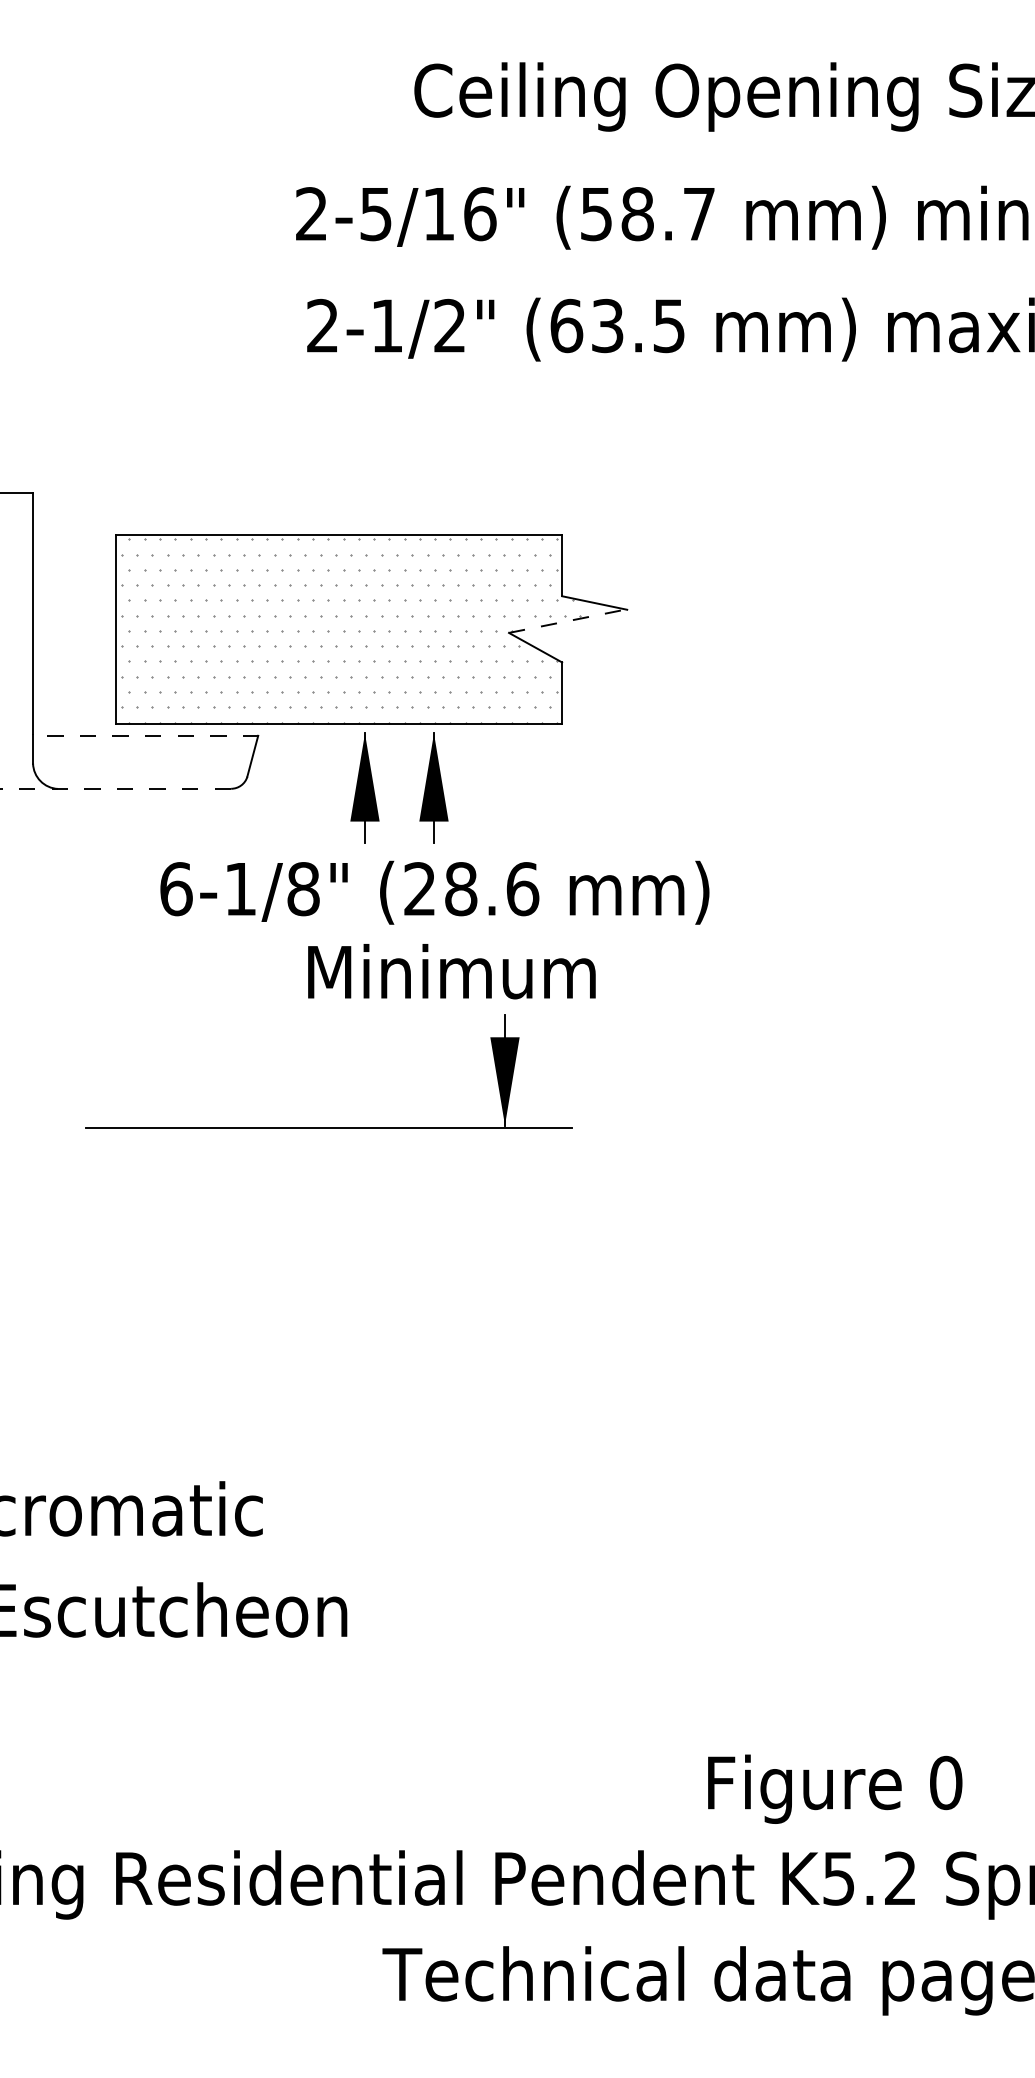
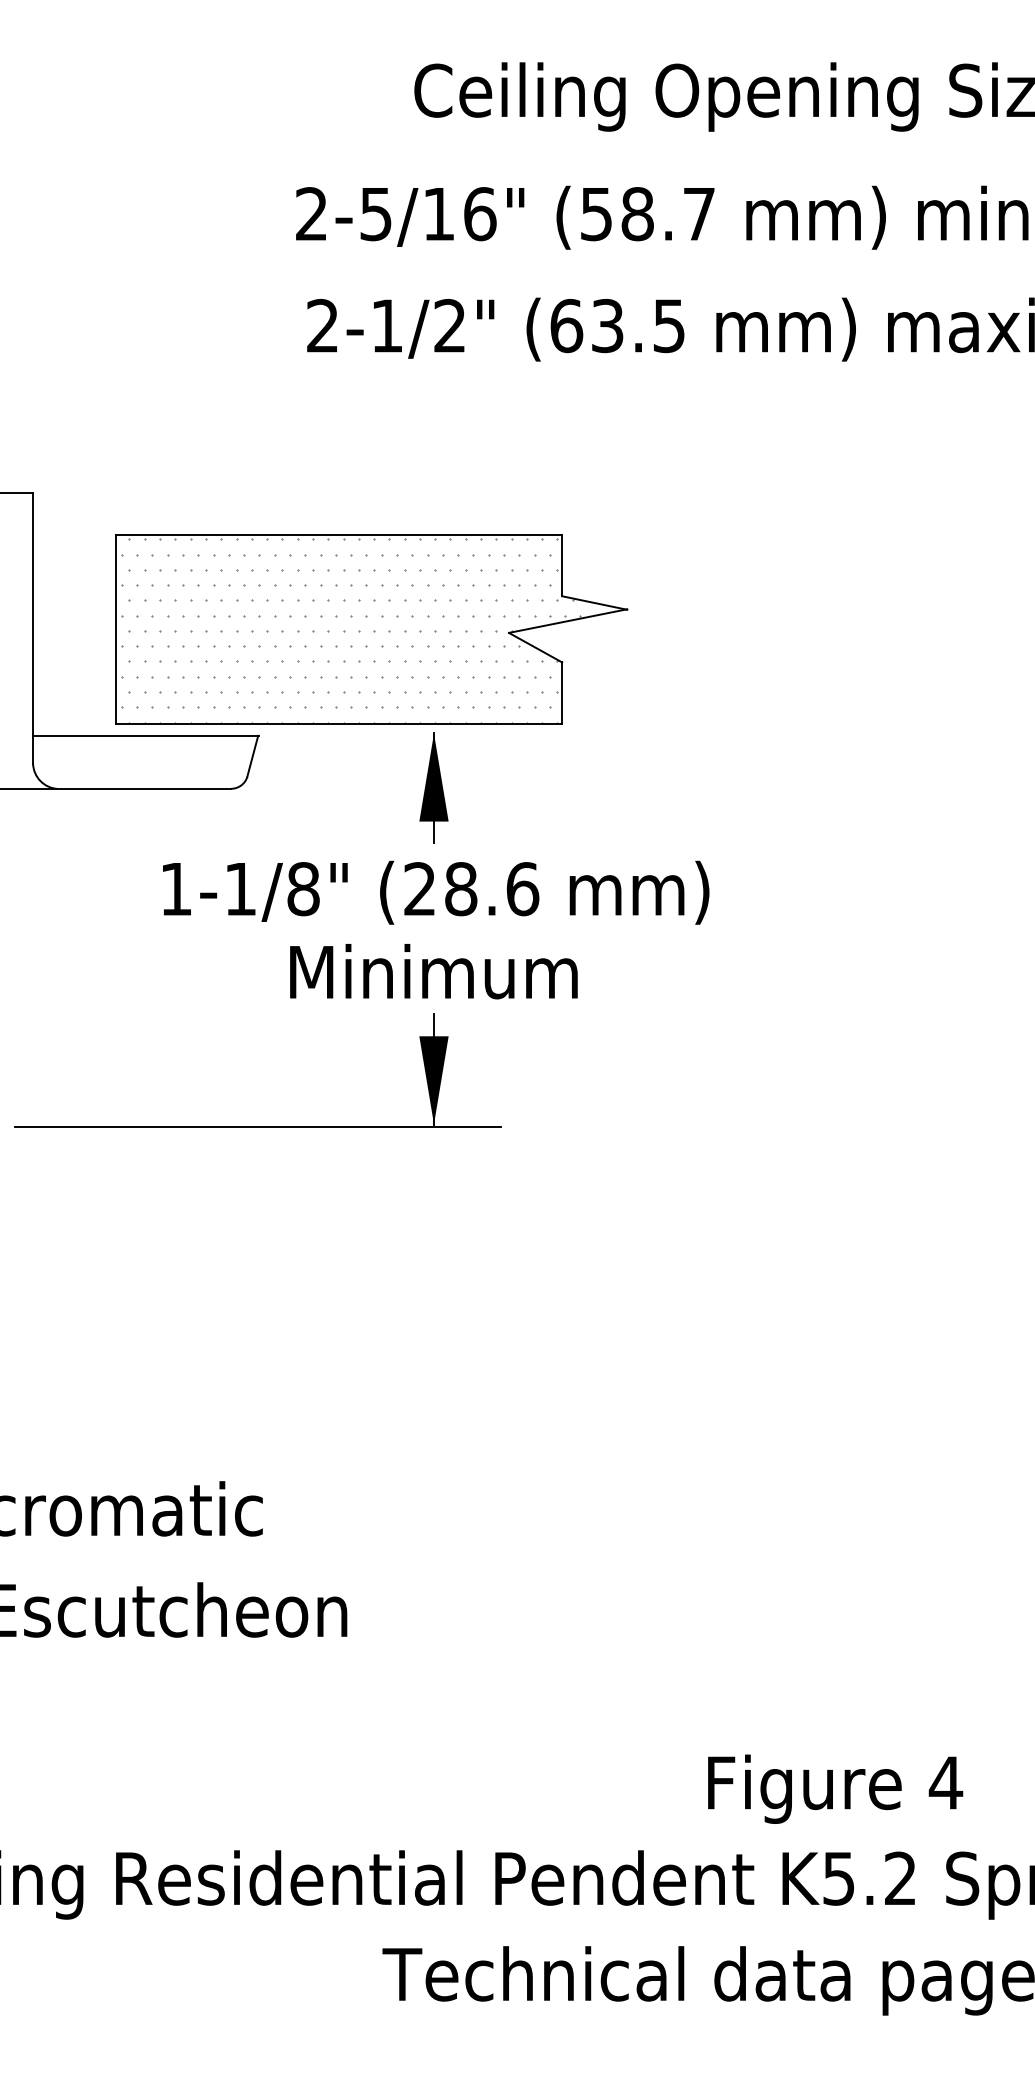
line: dashed -> solid (568, 621)
line: dashed -> solid (145, 735)
part: present -> none (364, 787)
line: dashed -> solid (115, 788)
text: 6-1/8" -> 1-1/8" (176, 889)
text position: (451, 971) -> (433, 971) (433, 971)
part position: (328, 1127) -> (257, 1126) (257, 1126)
text: 0 -> 4 (945, 1782)
